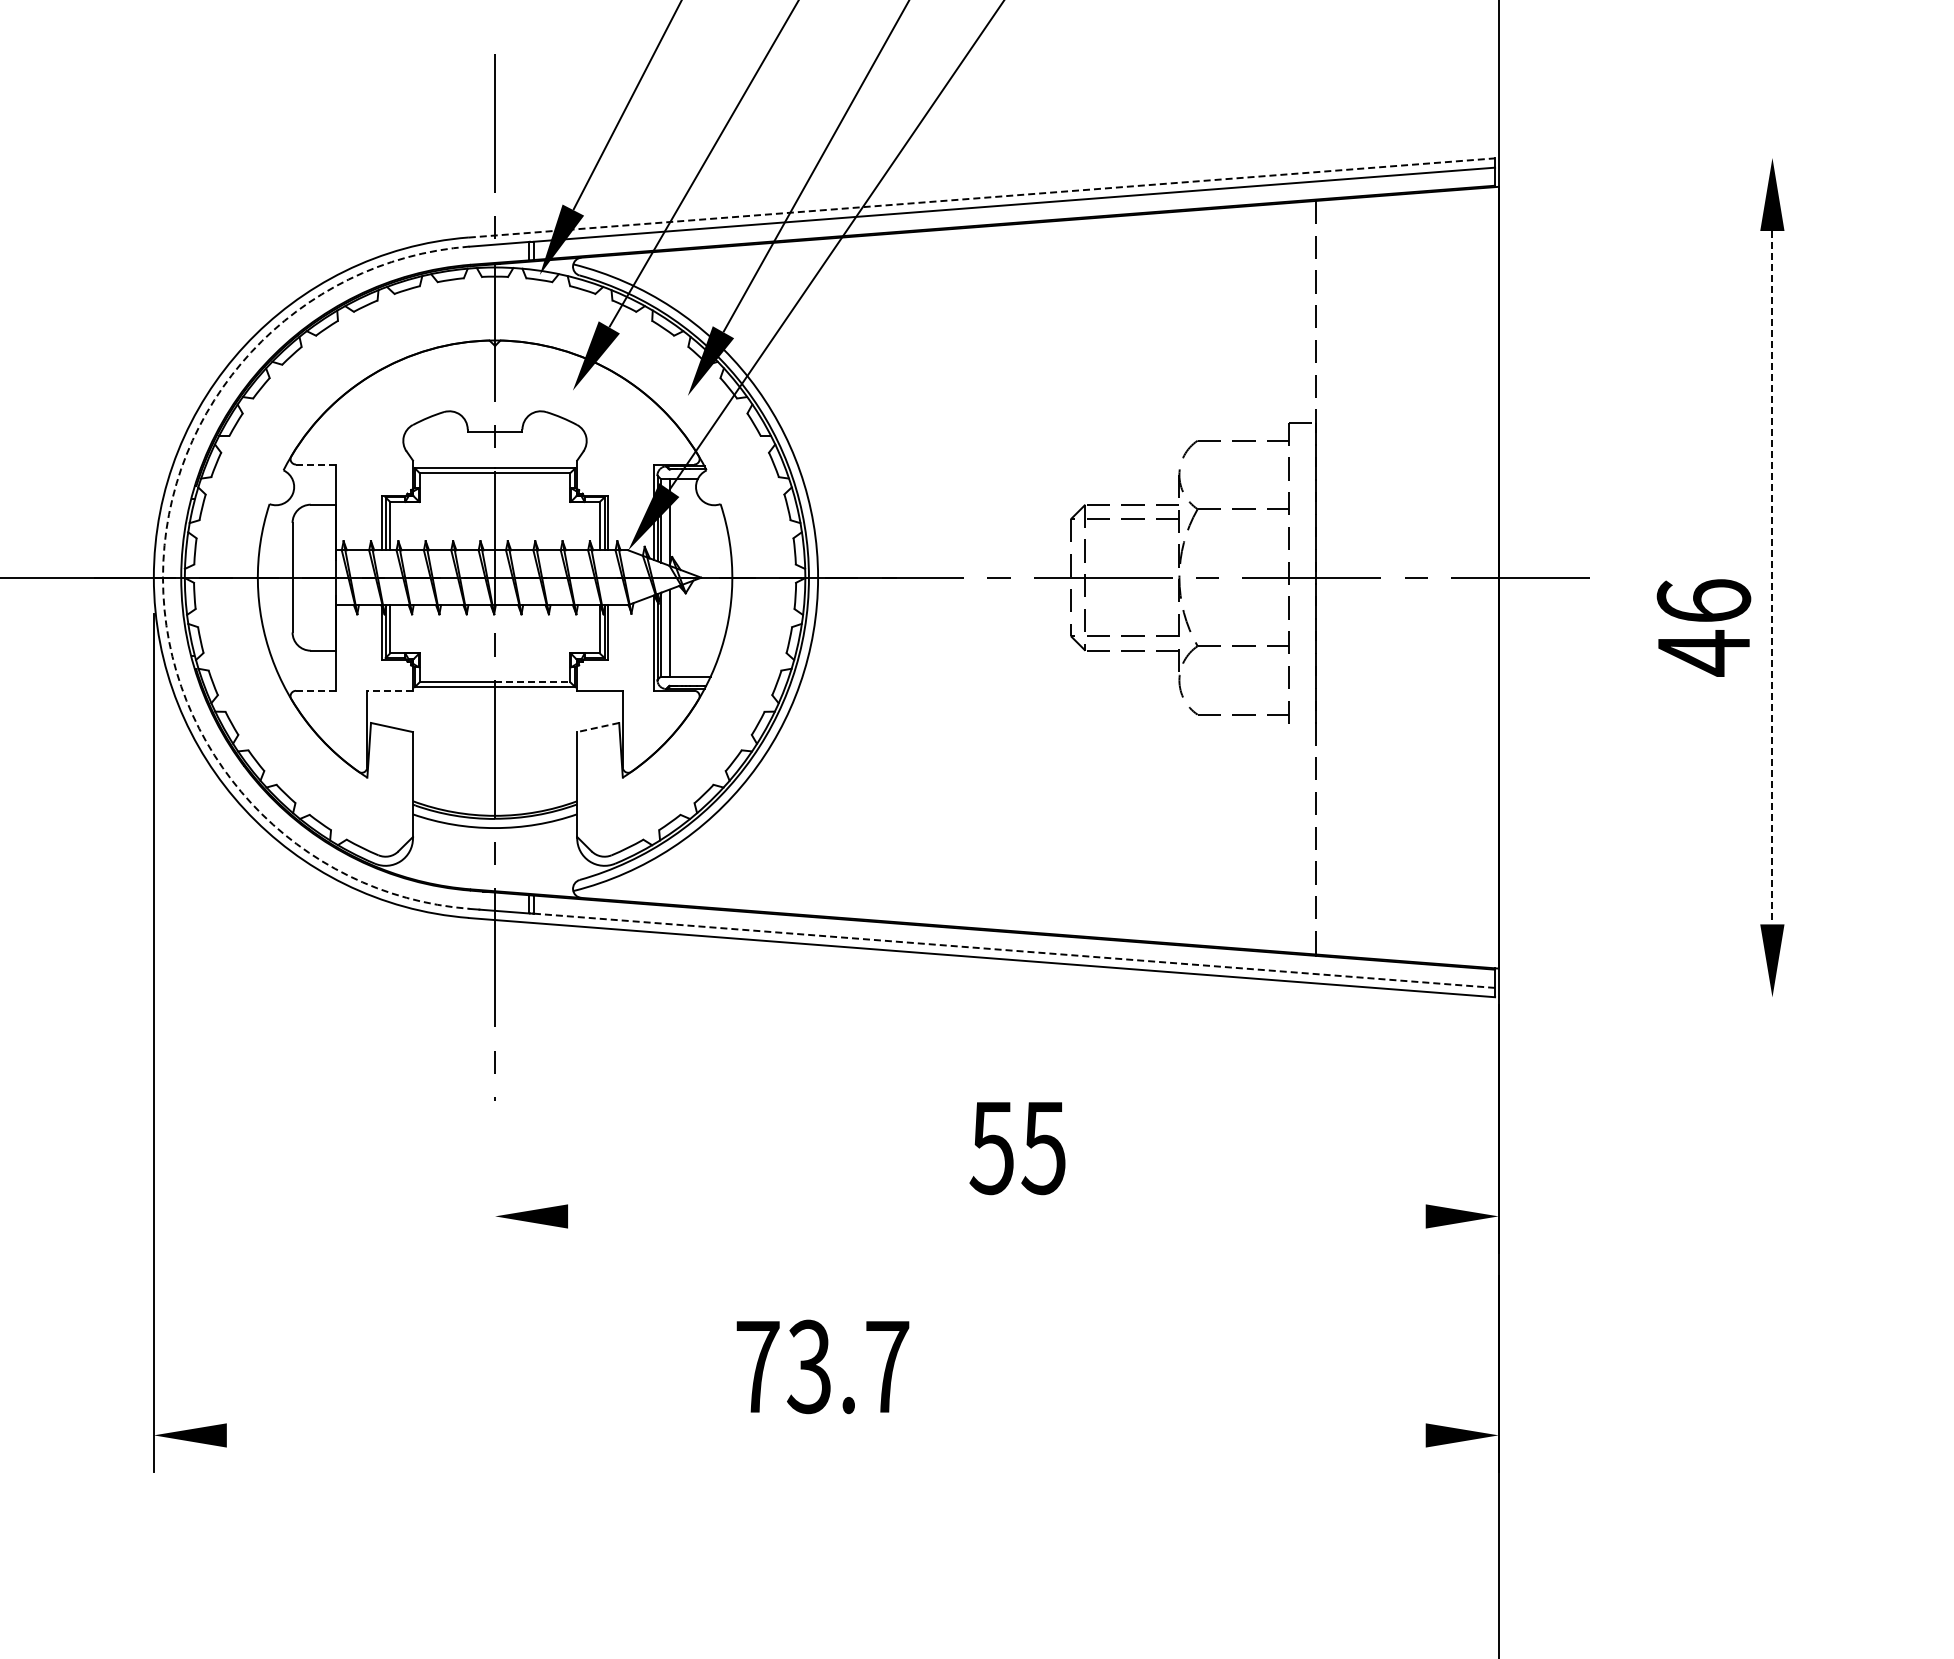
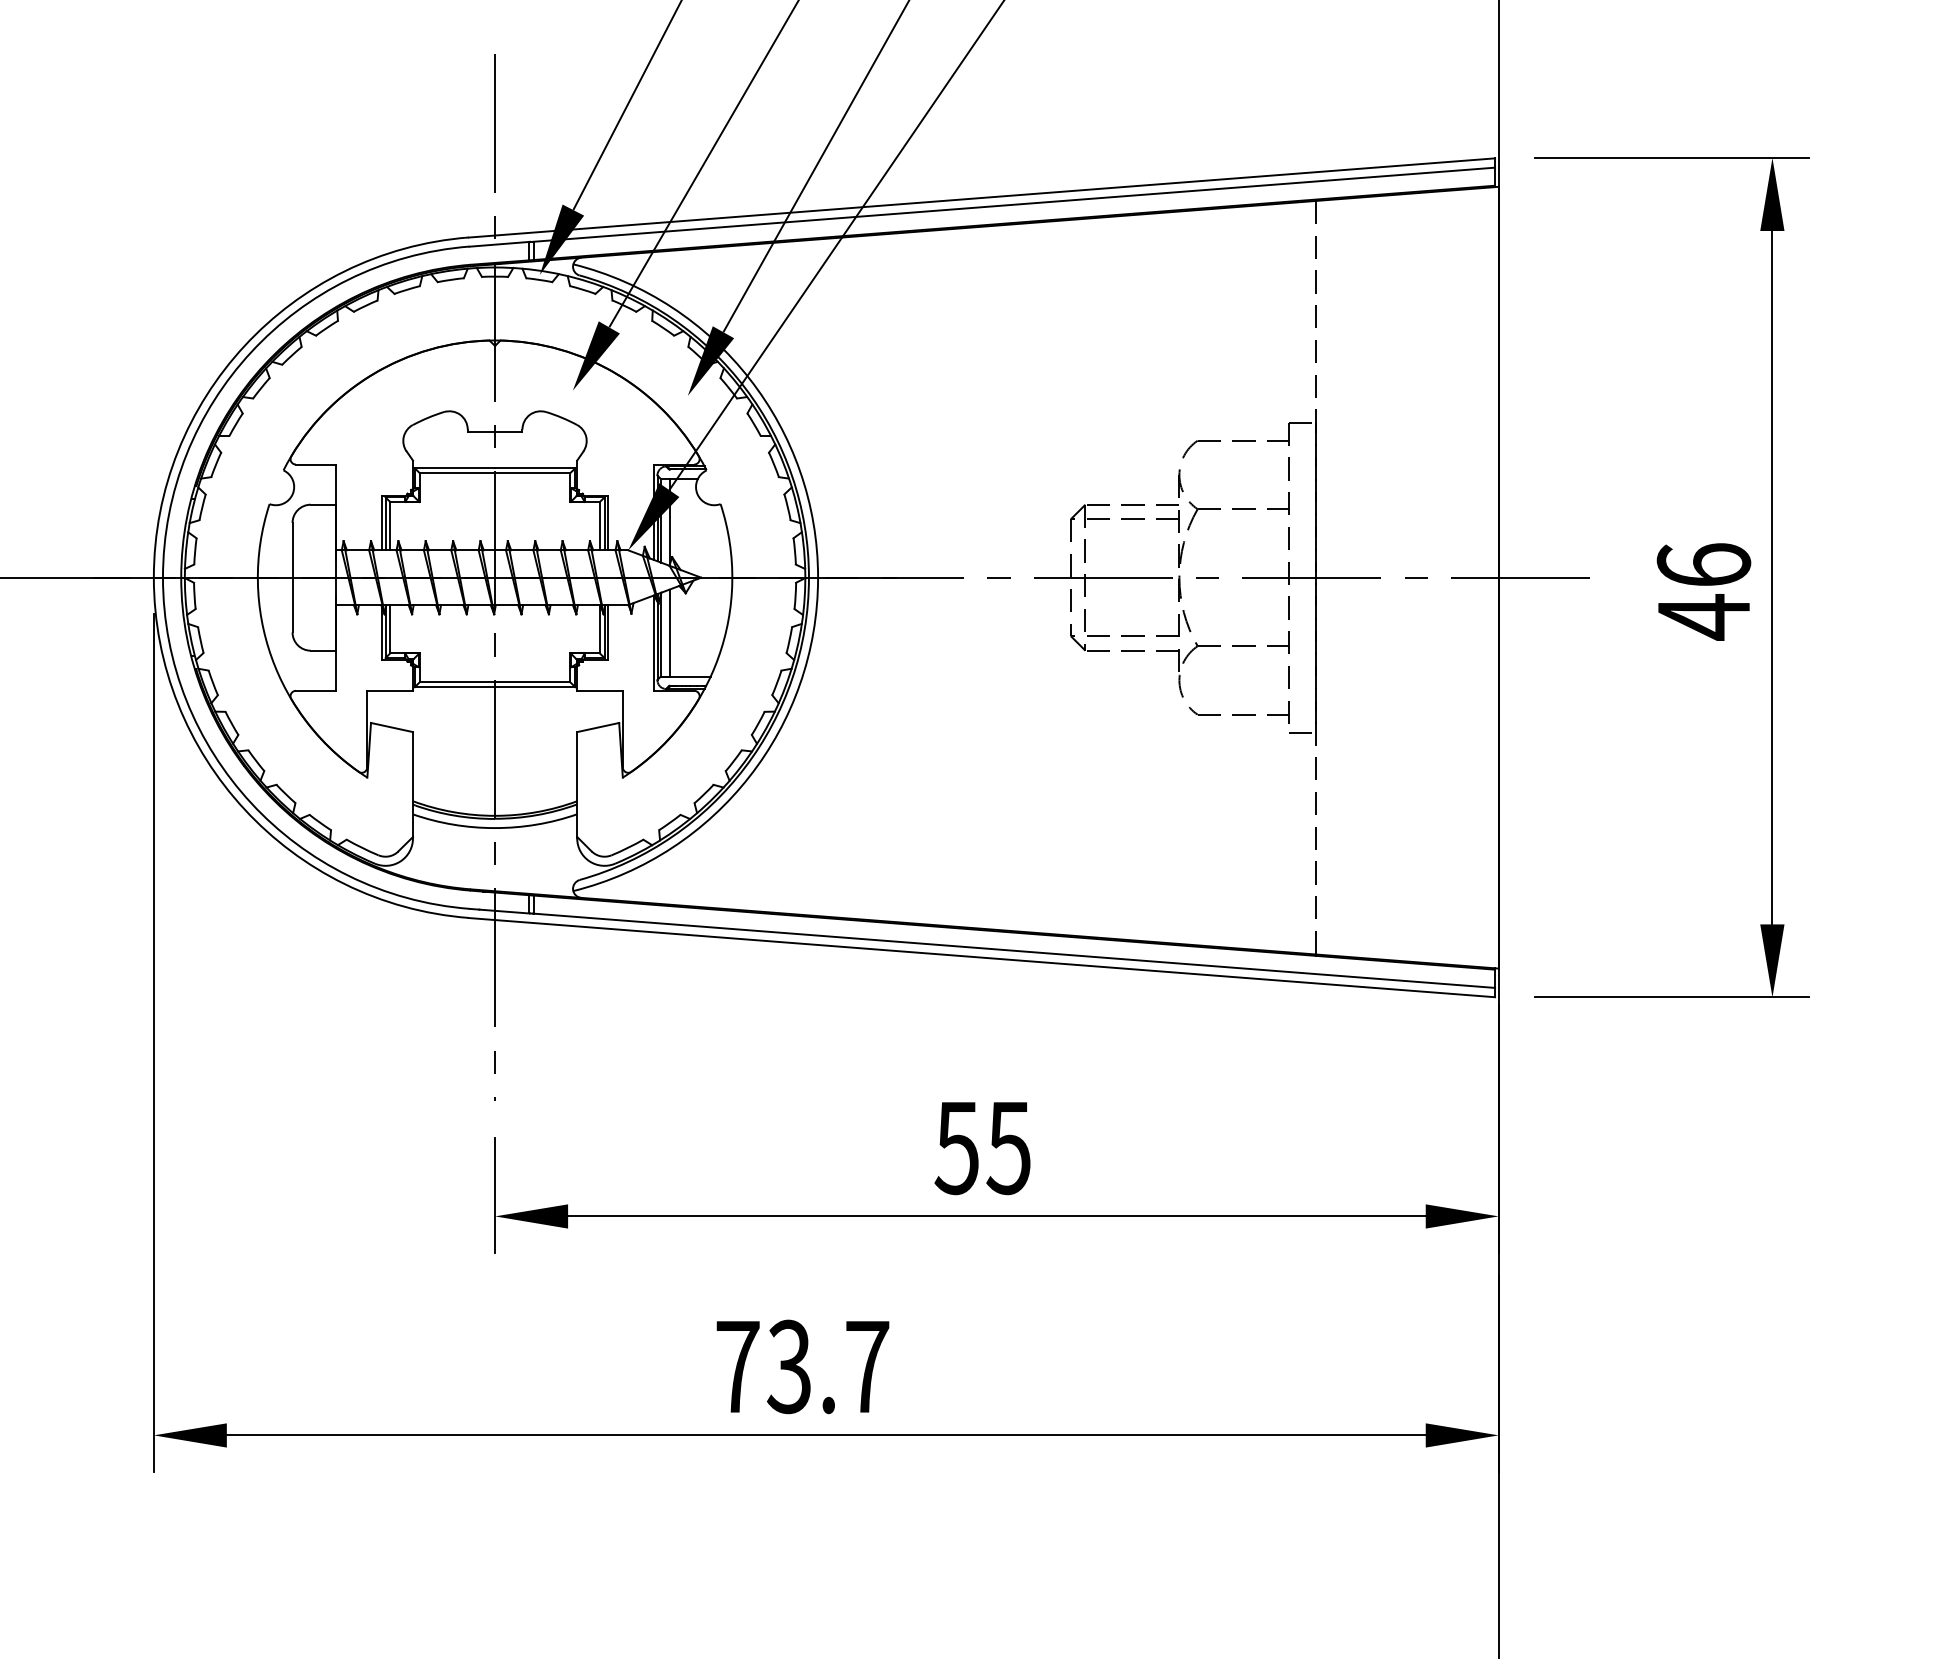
line: none -> present (1671, 158)
line: dashed -> solid (981, 197)
line: dashed -> solid (316, 464)
arc: dashed -> solid (162, 577)
line: dashed -> solid (1772, 577)
text position: (1703, 627) -> (1703, 591) (1703, 591)
line: dashed -> solid (532, 682)
line: dashed -> solid (315, 690)
line: dashed -> solid (390, 690)
line: dashed -> solid (597, 727)
line: none -> present (1302, 732)
line: dashed -> solid (1013, 950)
line: none -> present (1671, 997)
text position: (1017, 1148) -> (982, 1148) (982, 1148)
line: none -> present (495, 1194)
line: none -> present (996, 1216)
text position: (822, 1366) -> (802, 1366) (802, 1366)
line: none -> present (825, 1435)
